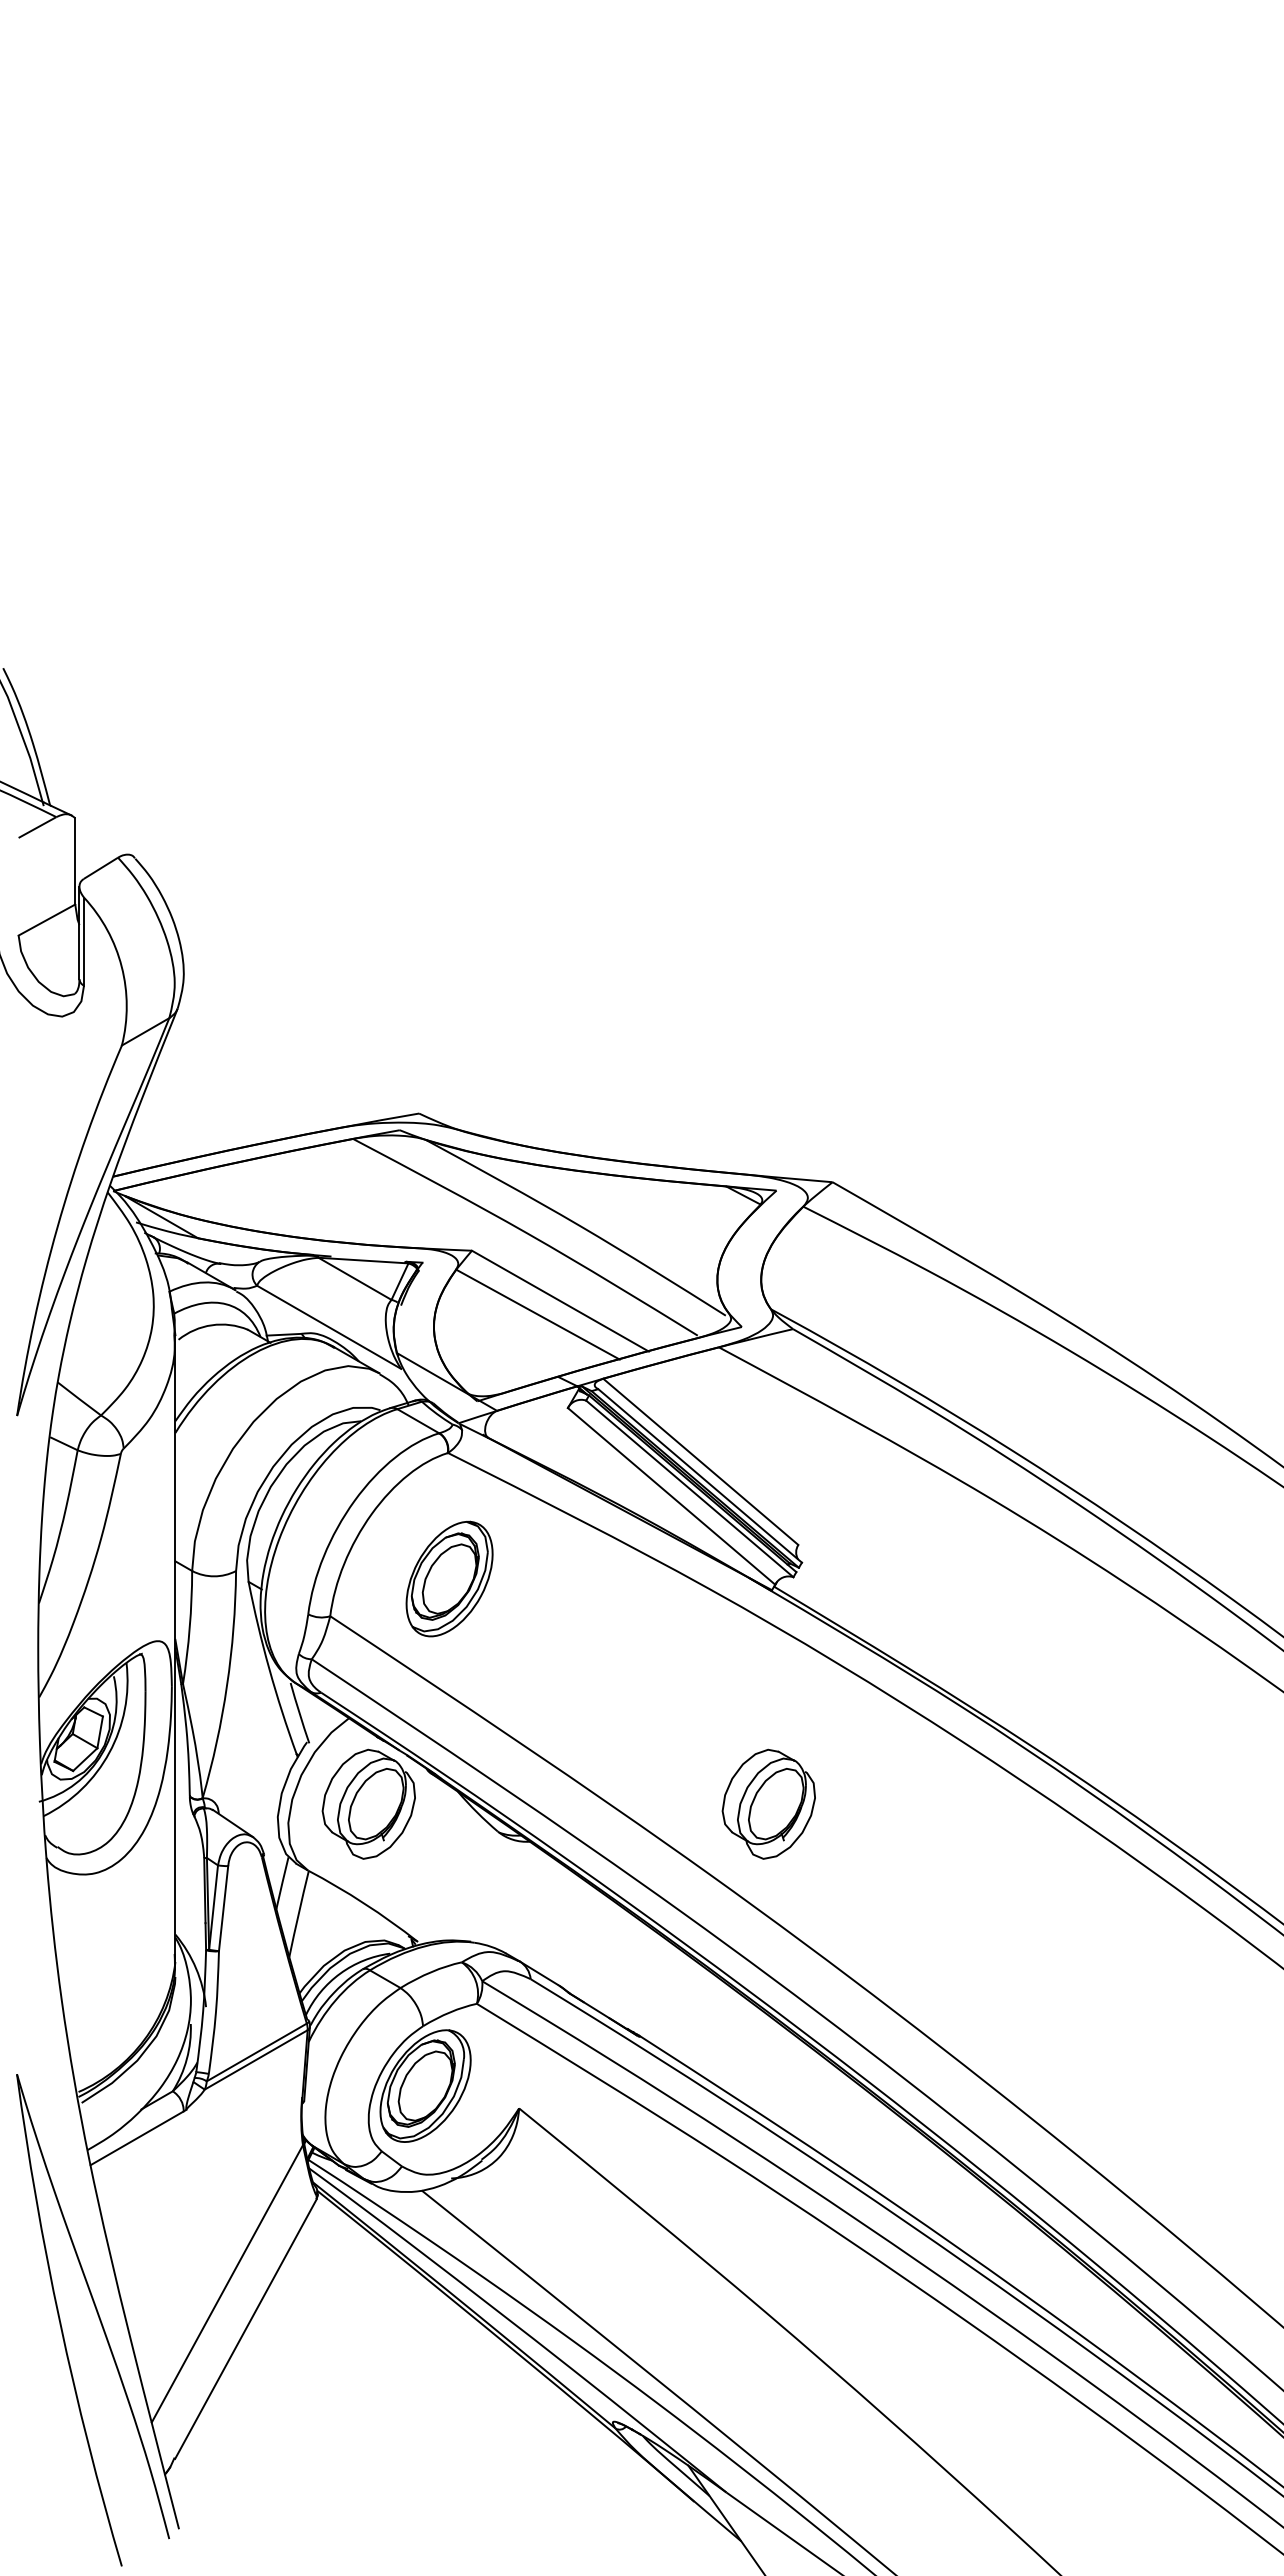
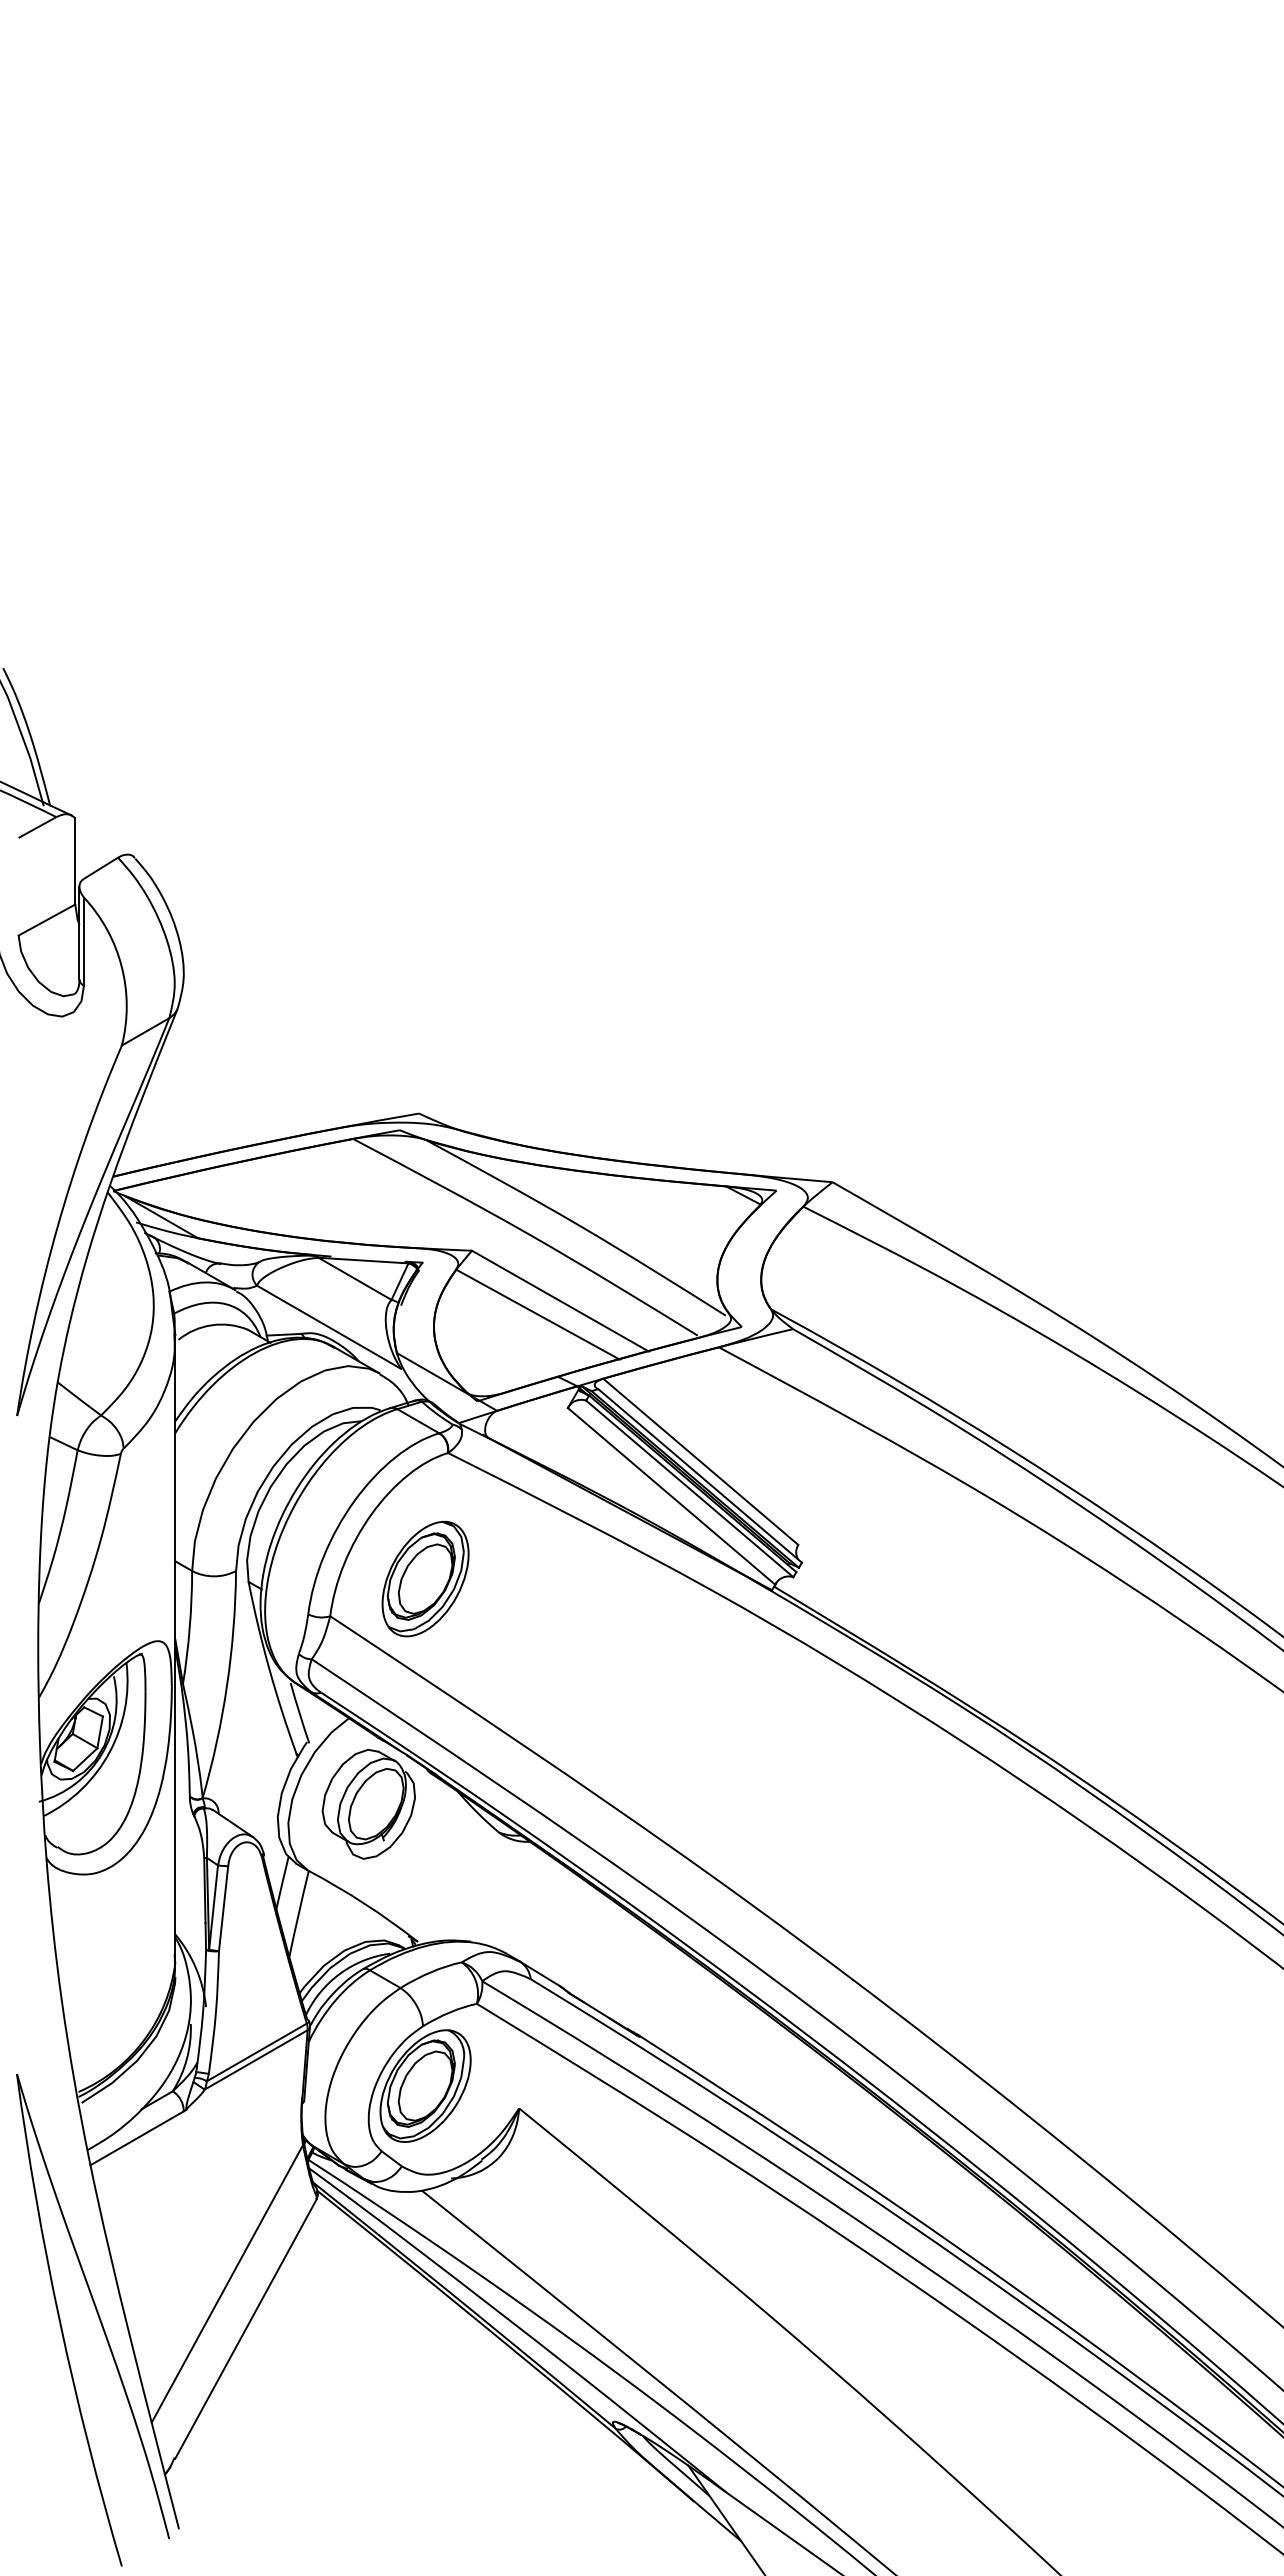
part position: (449, 1578) -> (425, 1578) (425, 1578)
part: present -> none (768, 1803)
